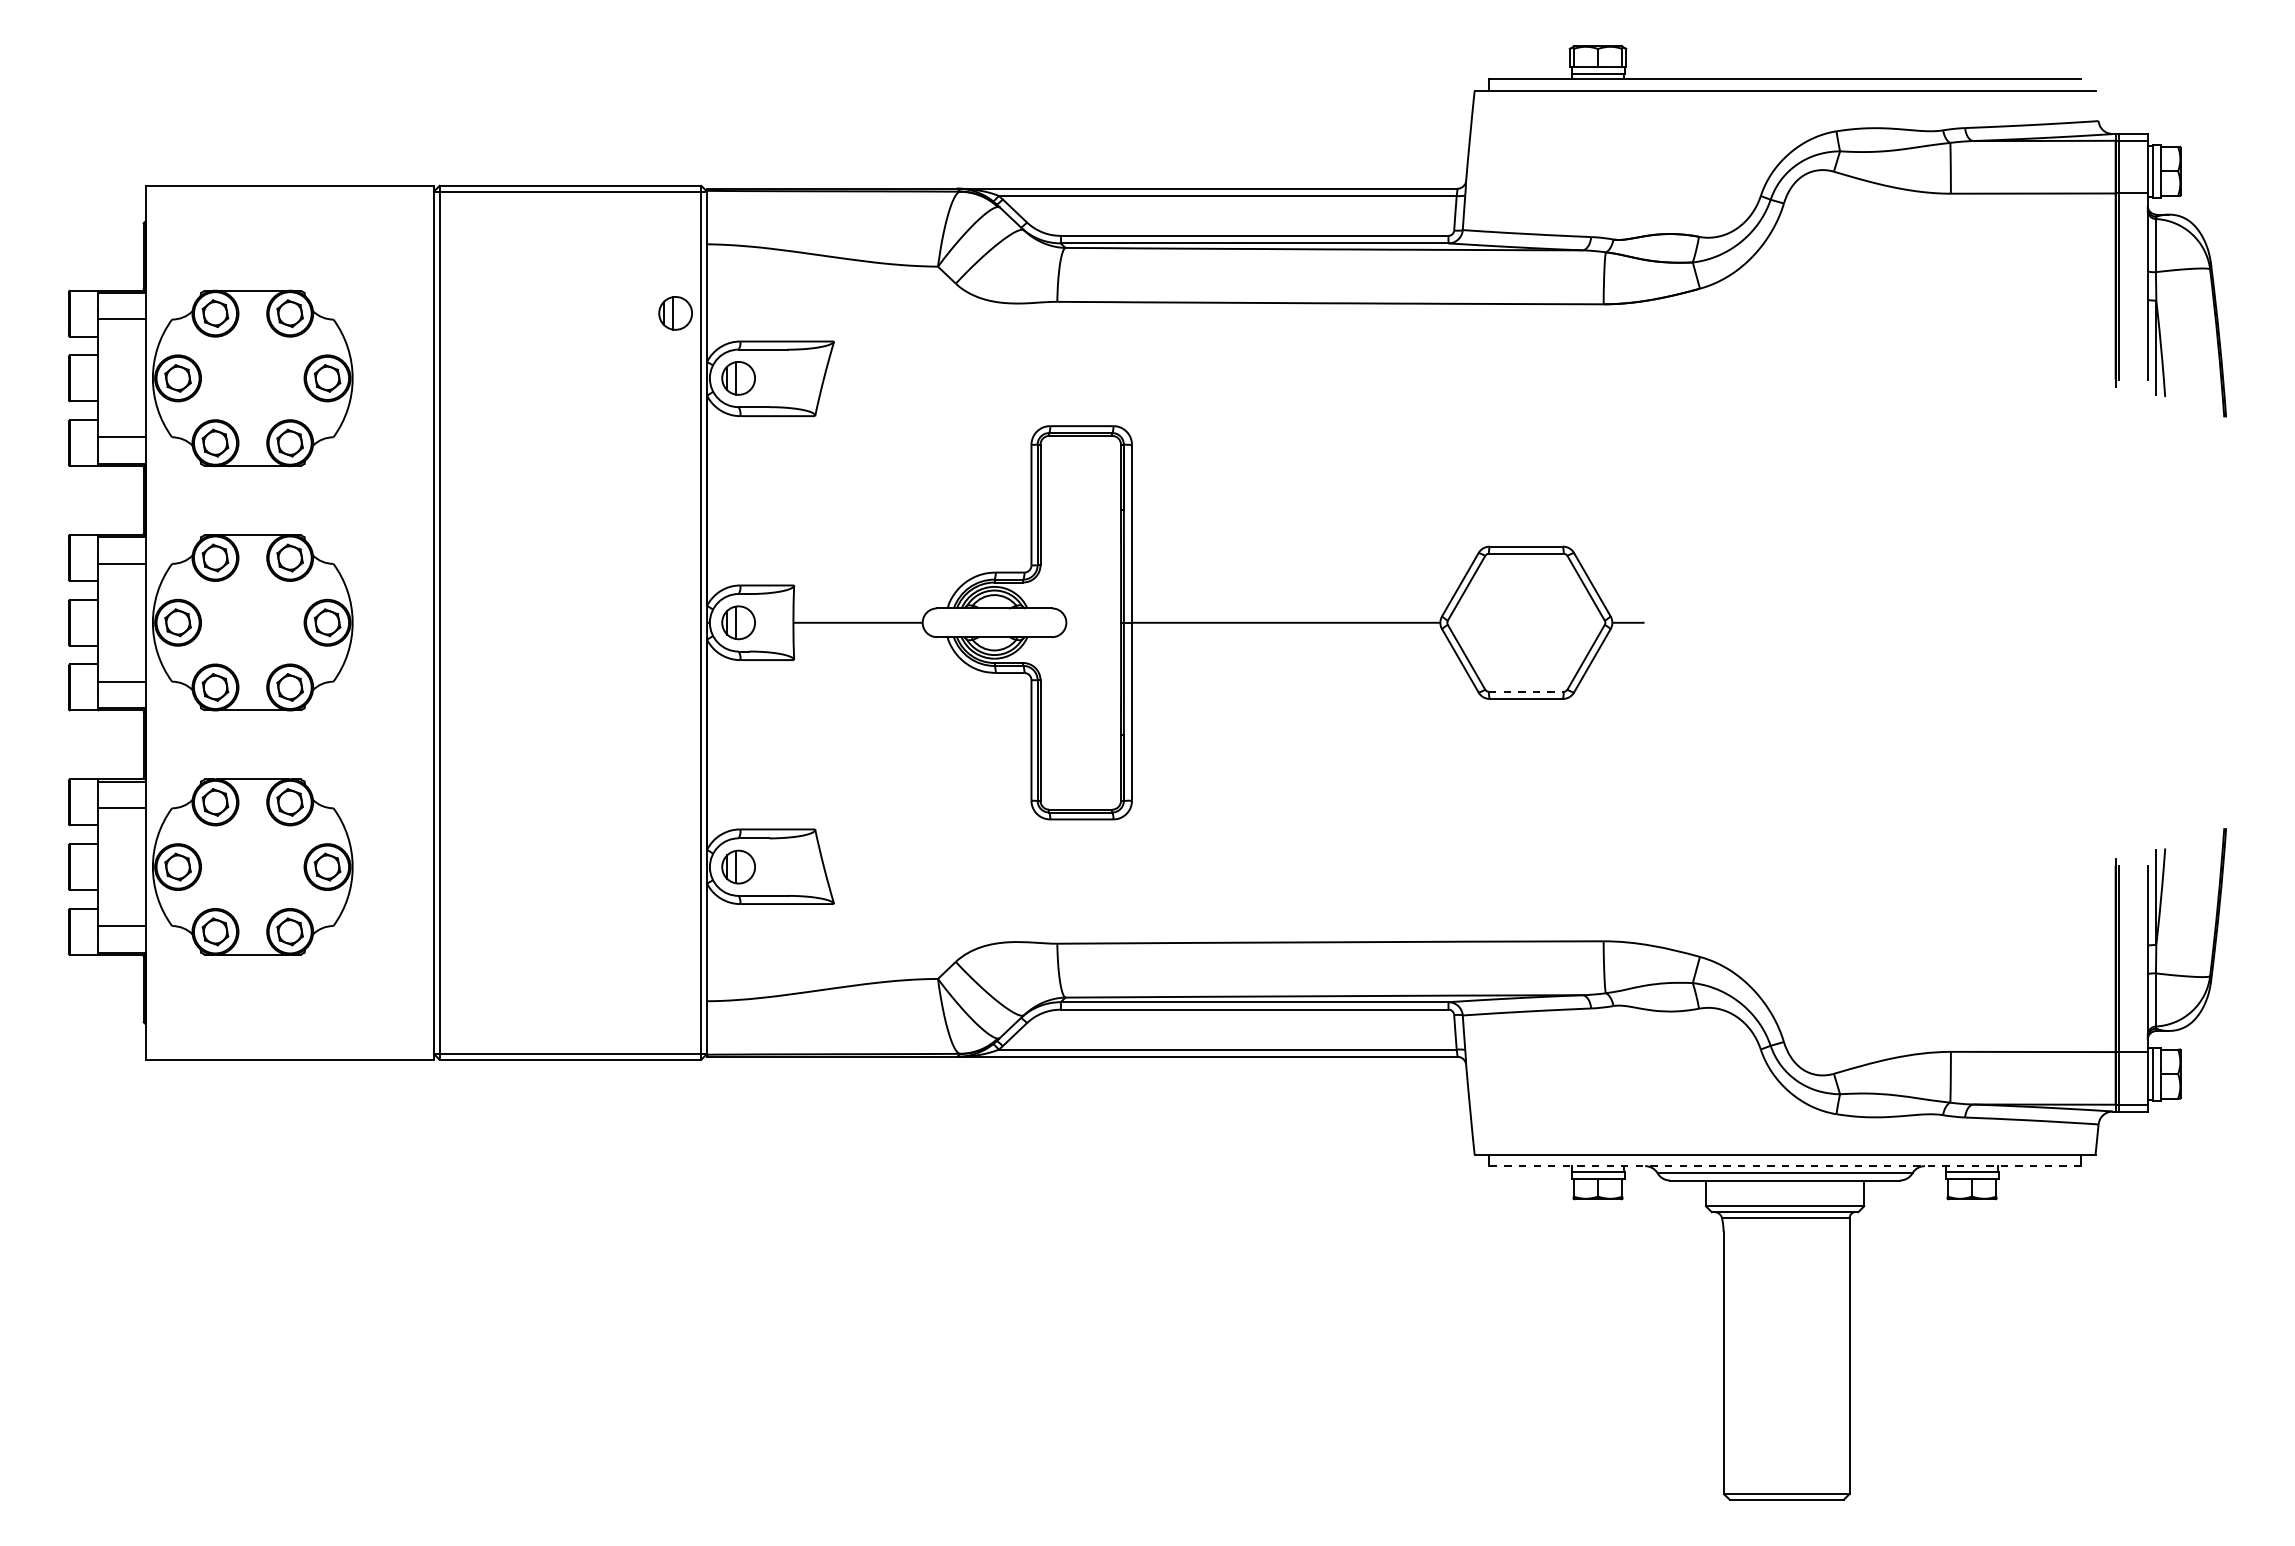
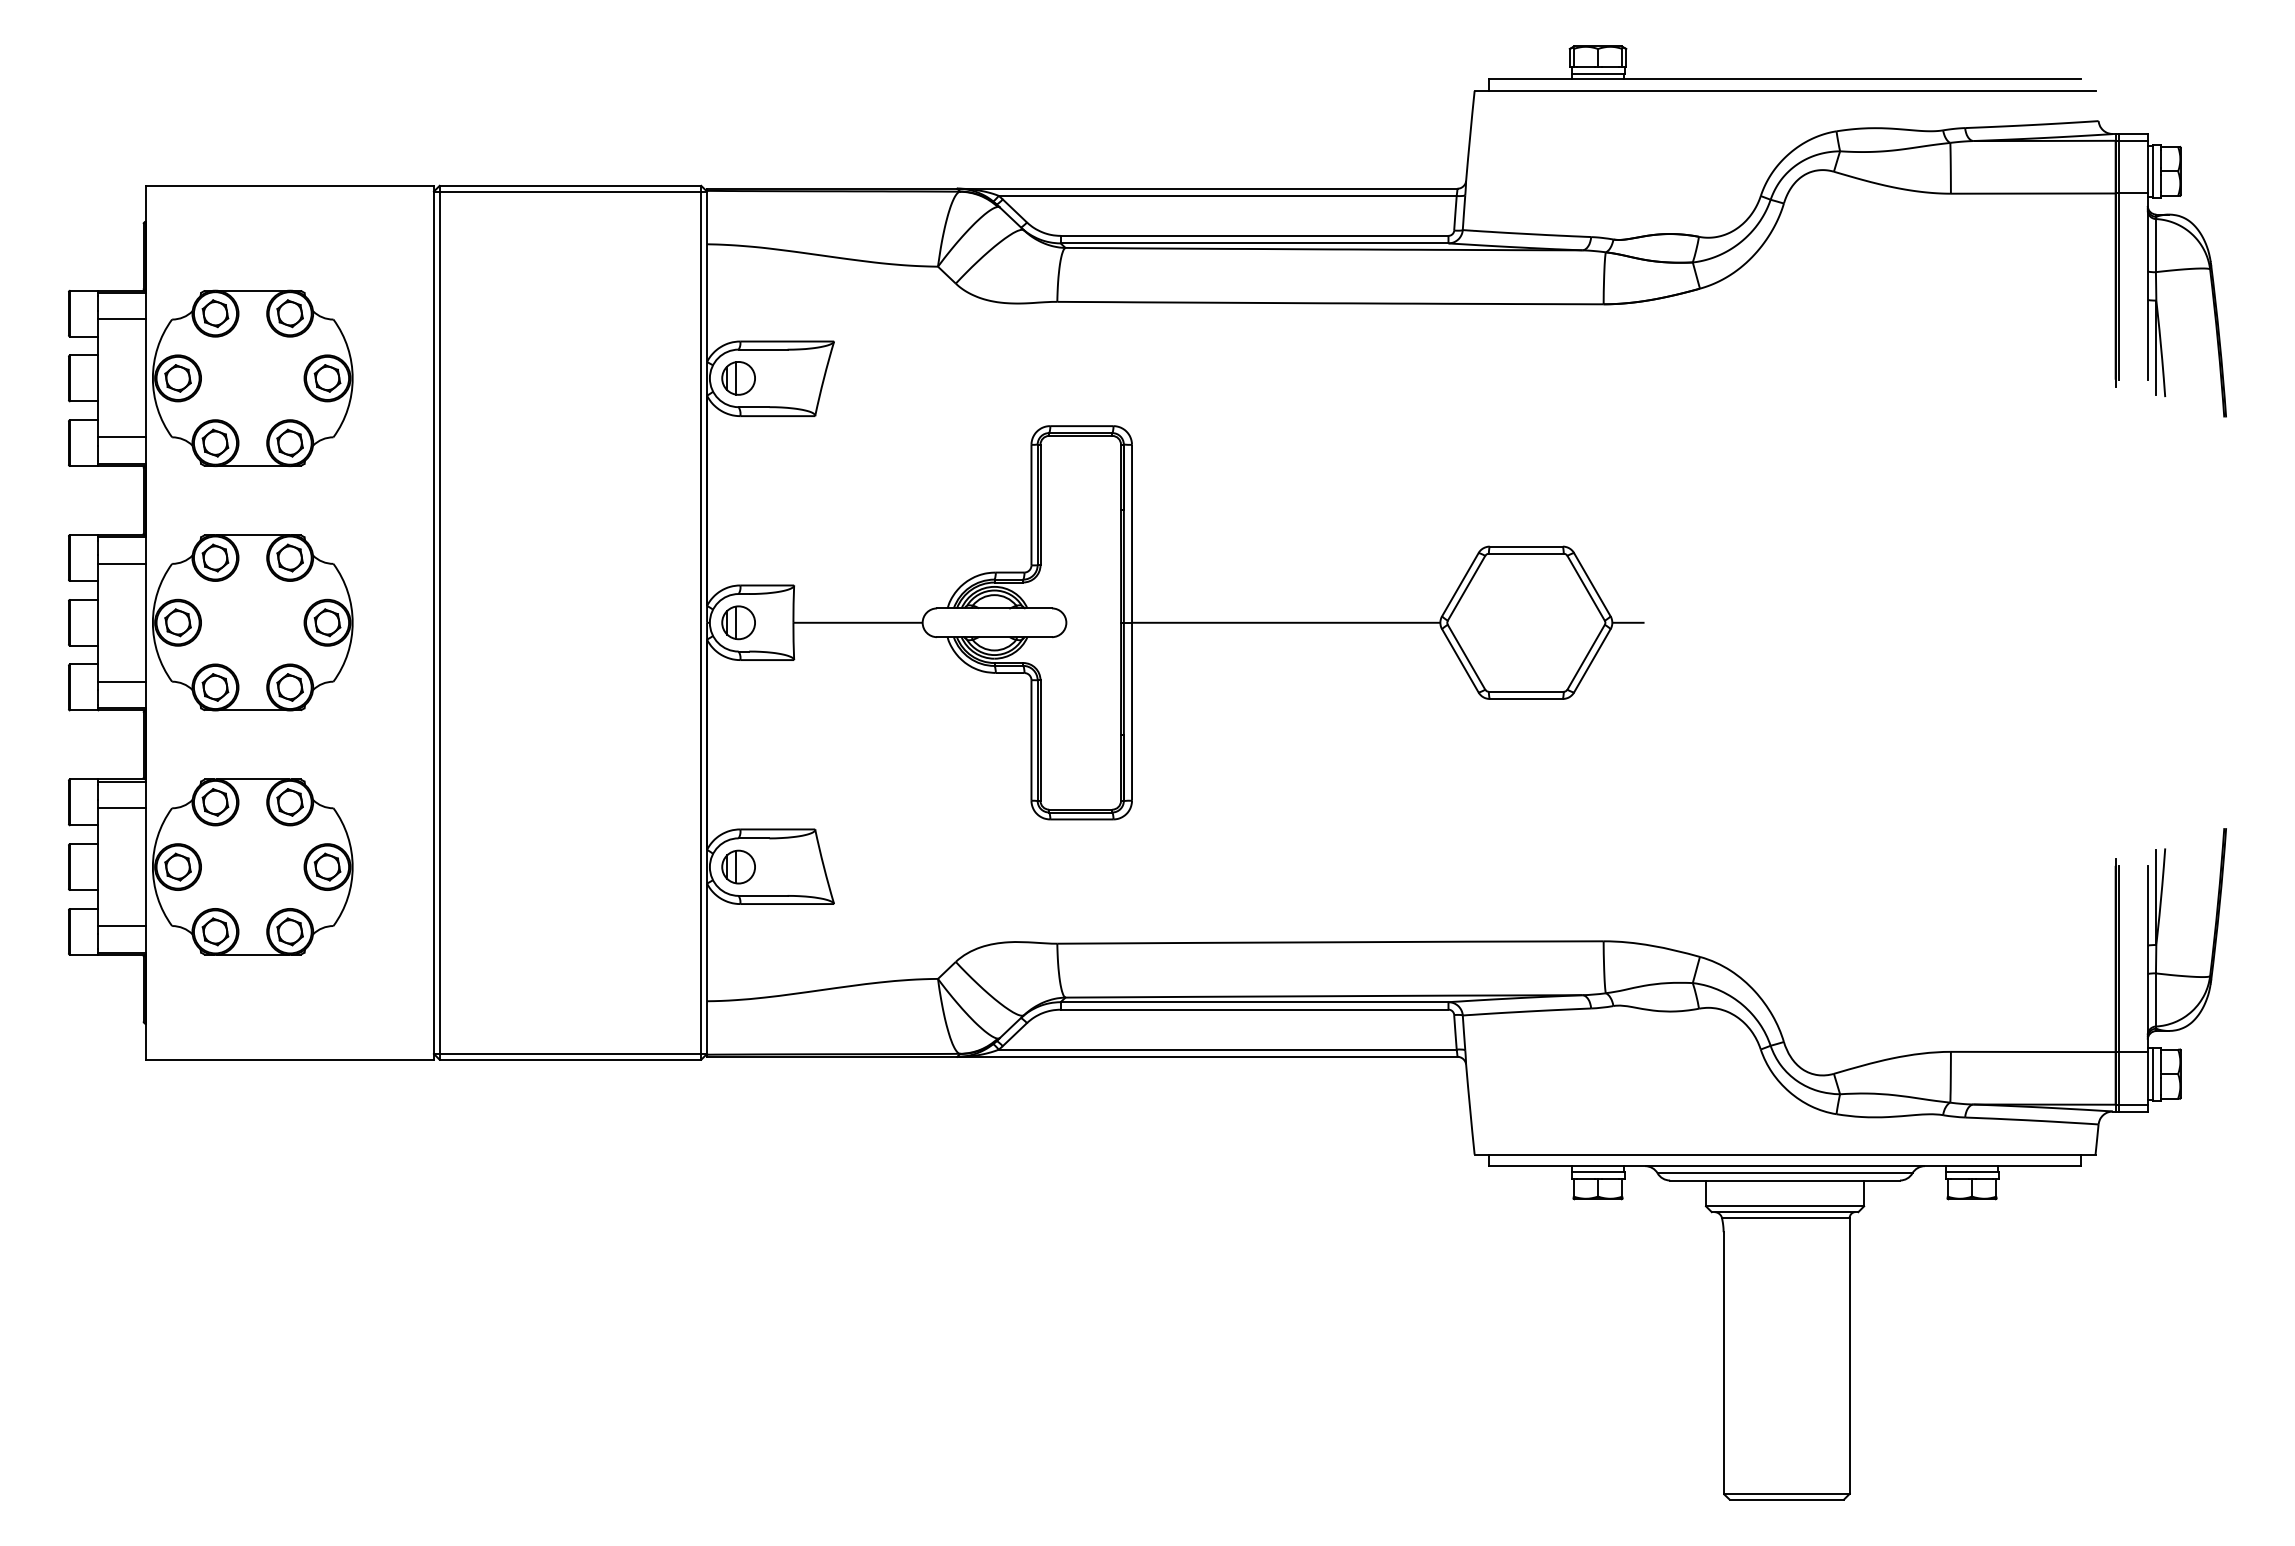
part: present -> none (675, 313)
line: dashed -> solid (1526, 691)
line: dashed -> solid (1784, 1166)
